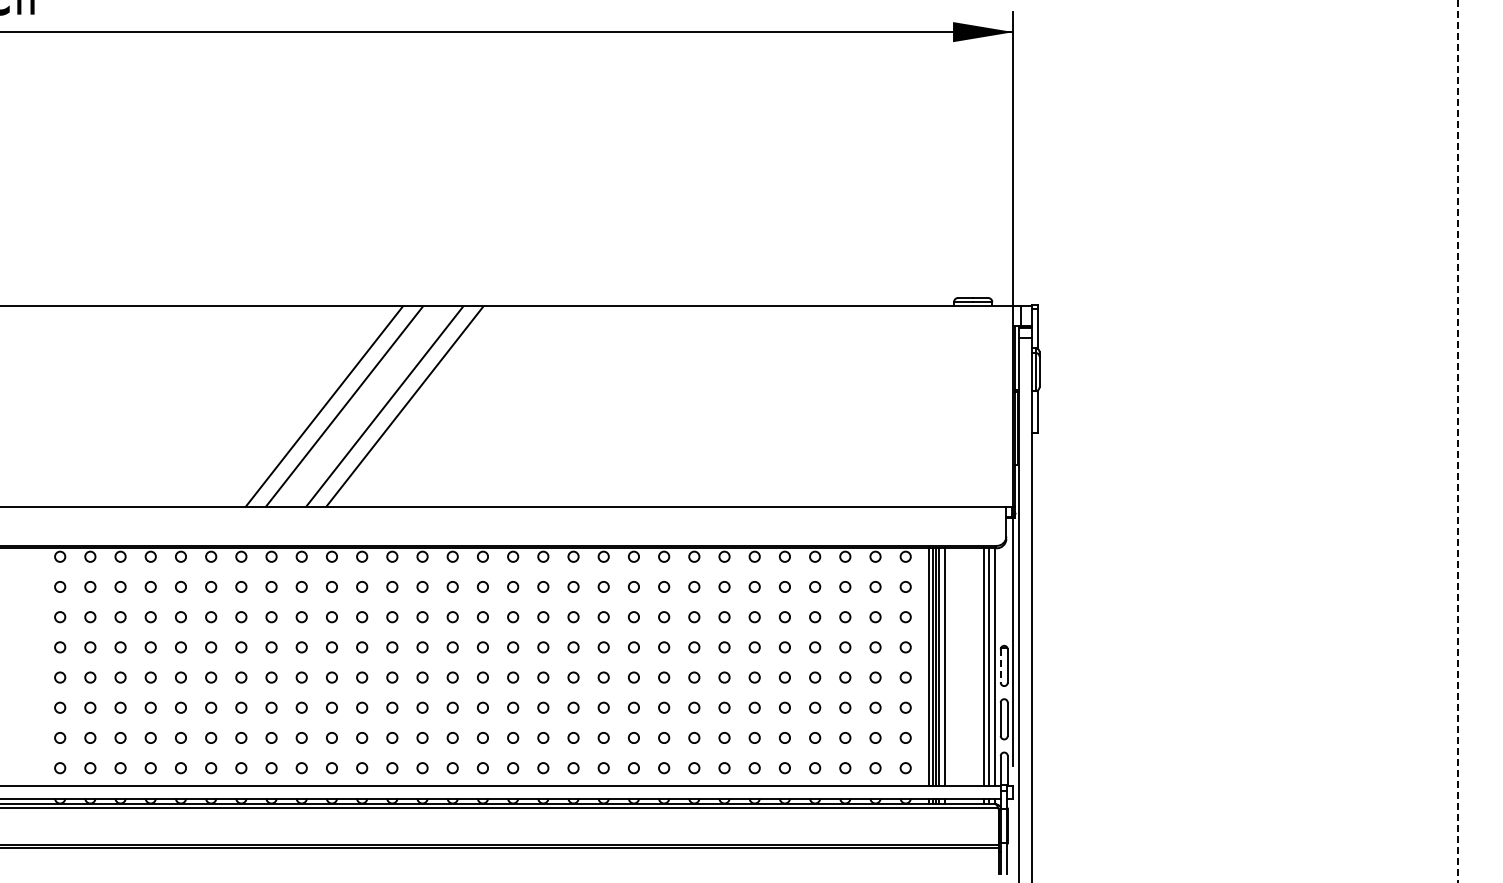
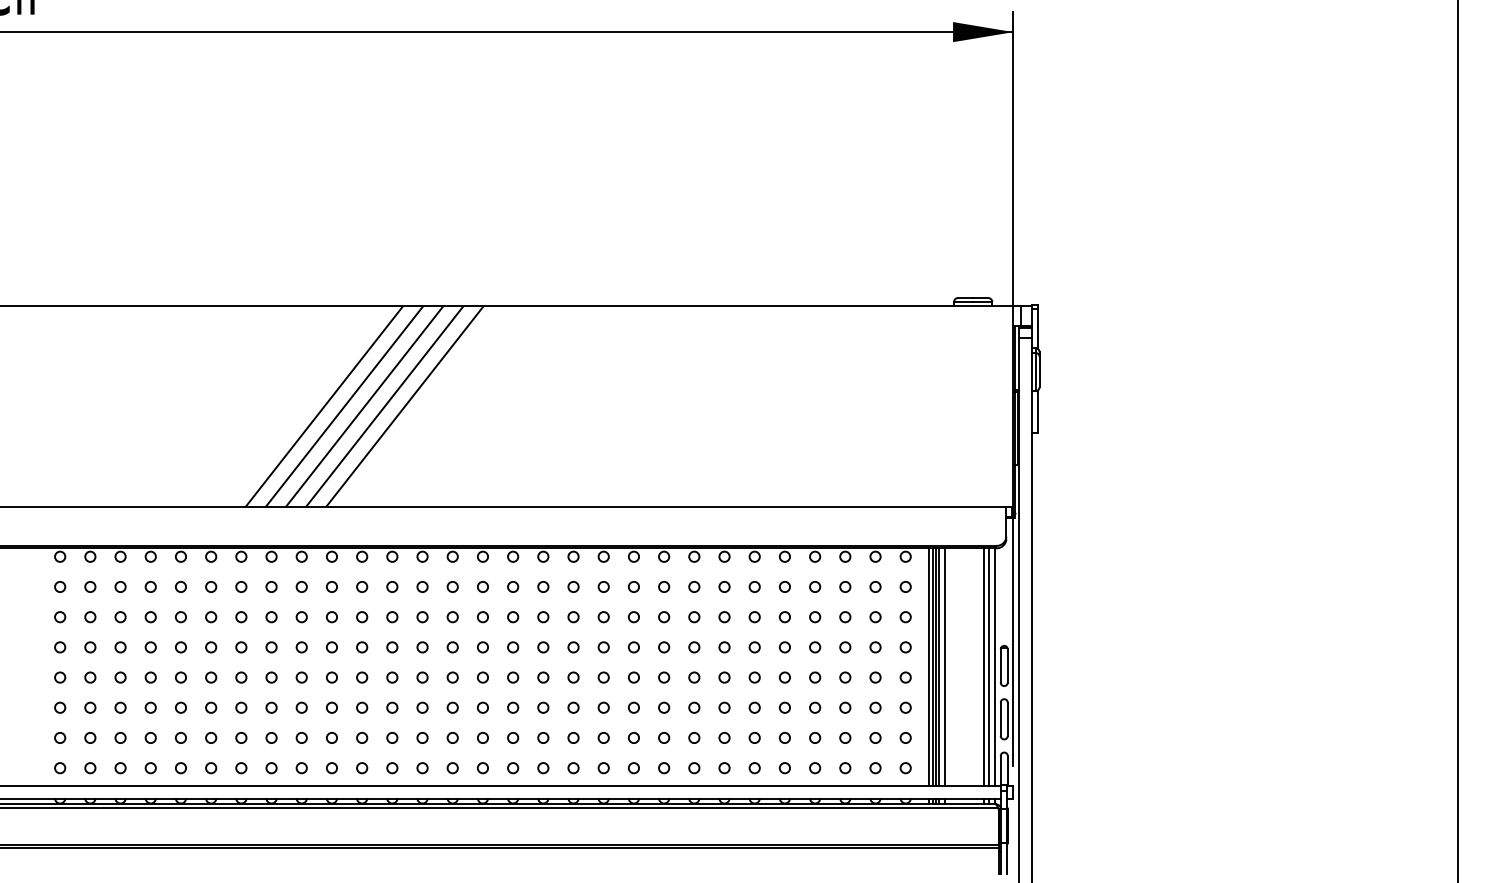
line: none -> present (364, 406)
line: dashed -> solid (1457, 440)
line: dashed -> solid (1000, 665)
